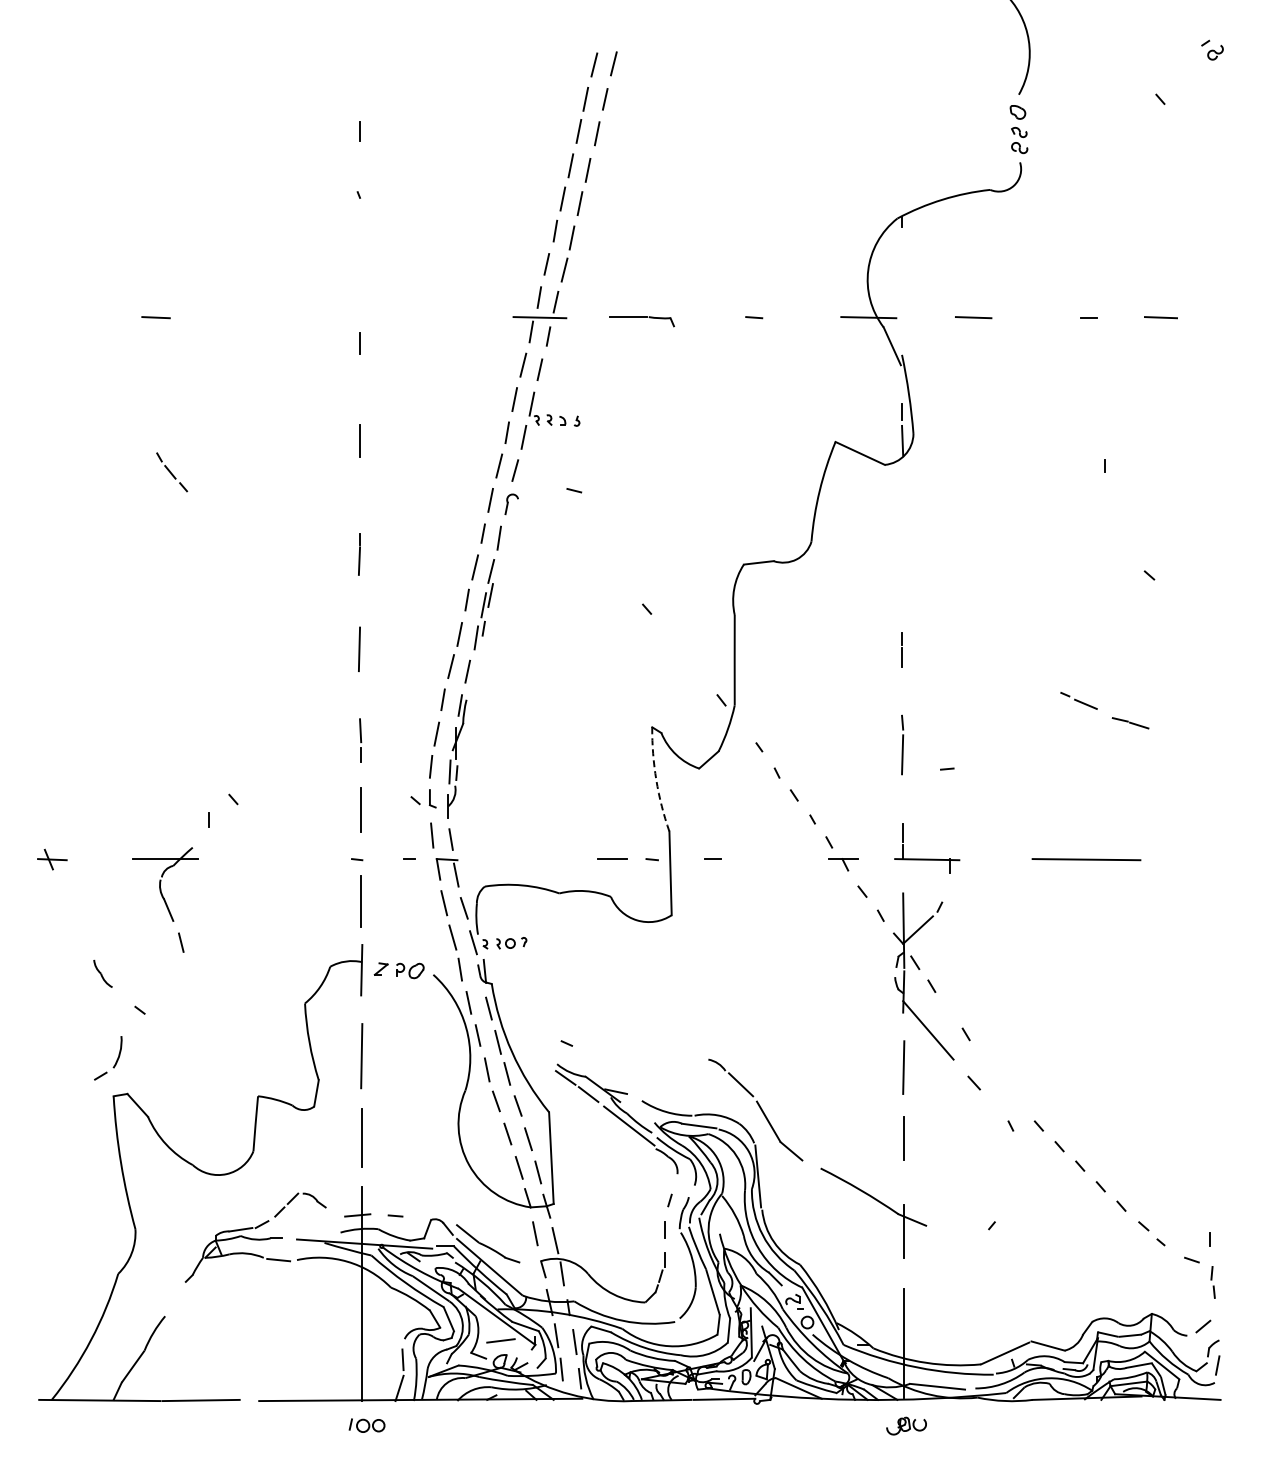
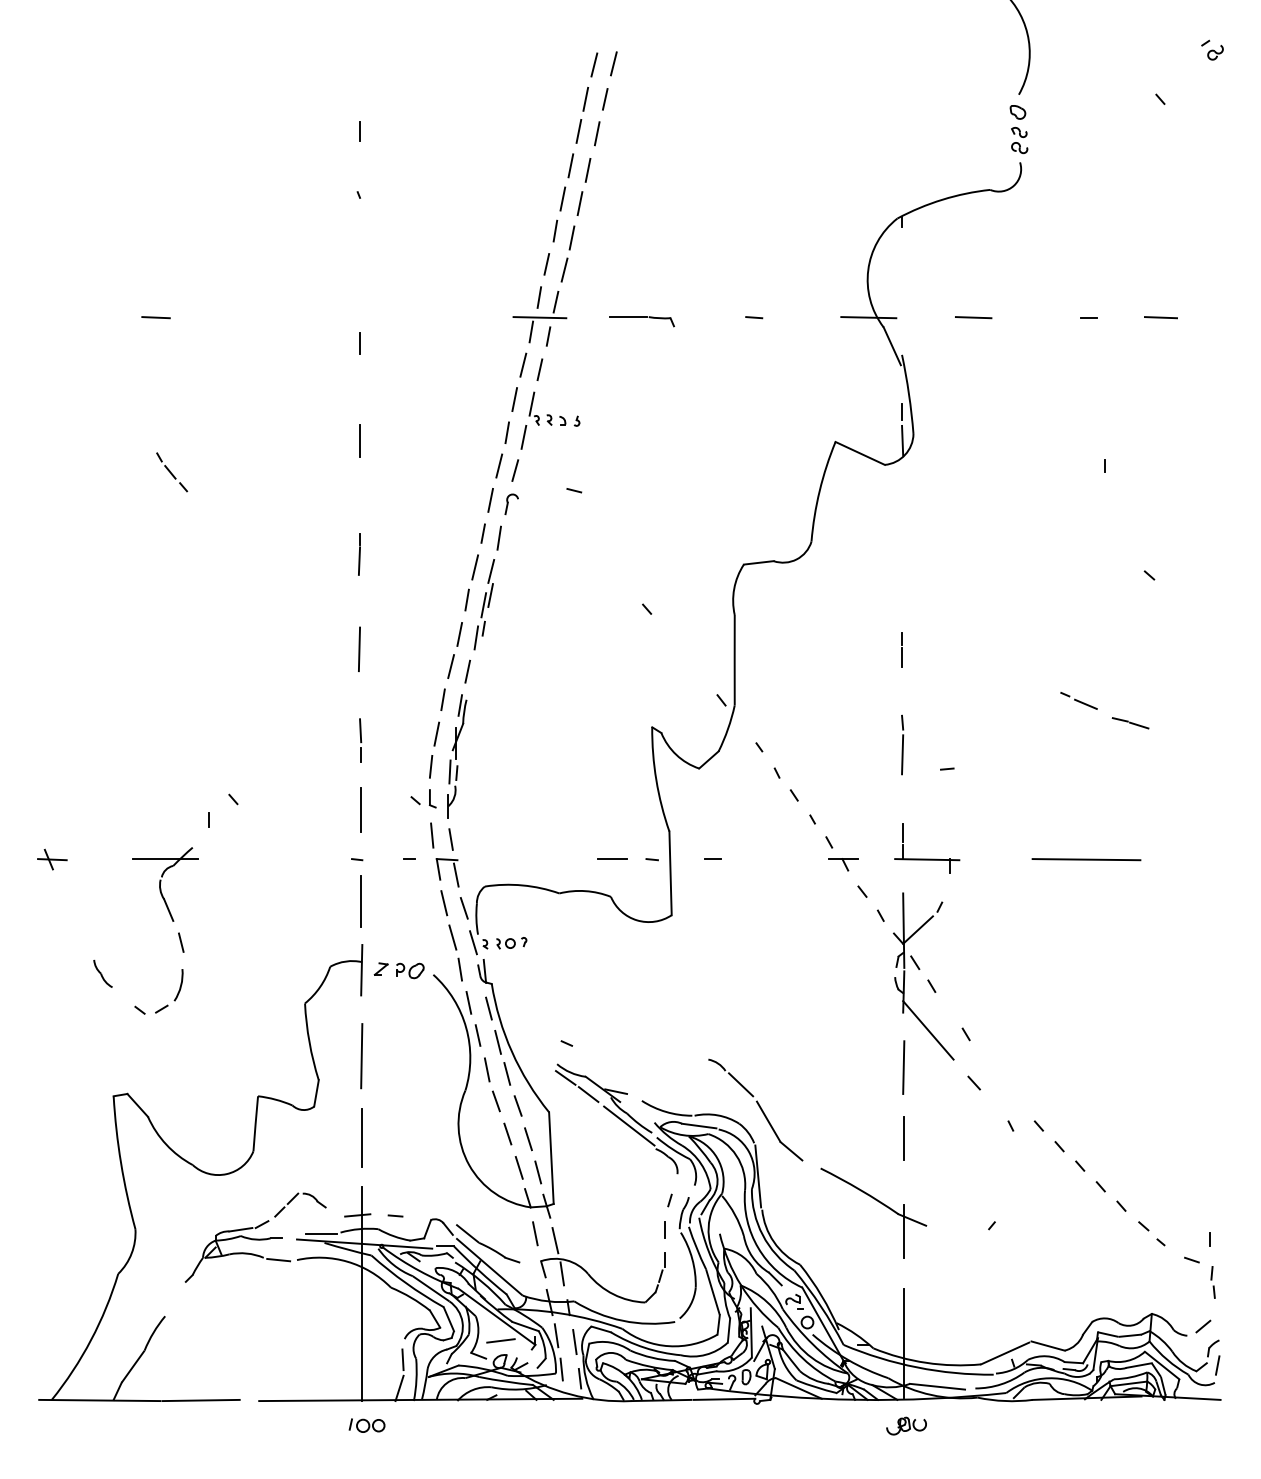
arc: dashed -> solid (656, 780)
part position: (116, 1059) -> (177, 992) (177, 992)
line: none -> present (321, 1233)
